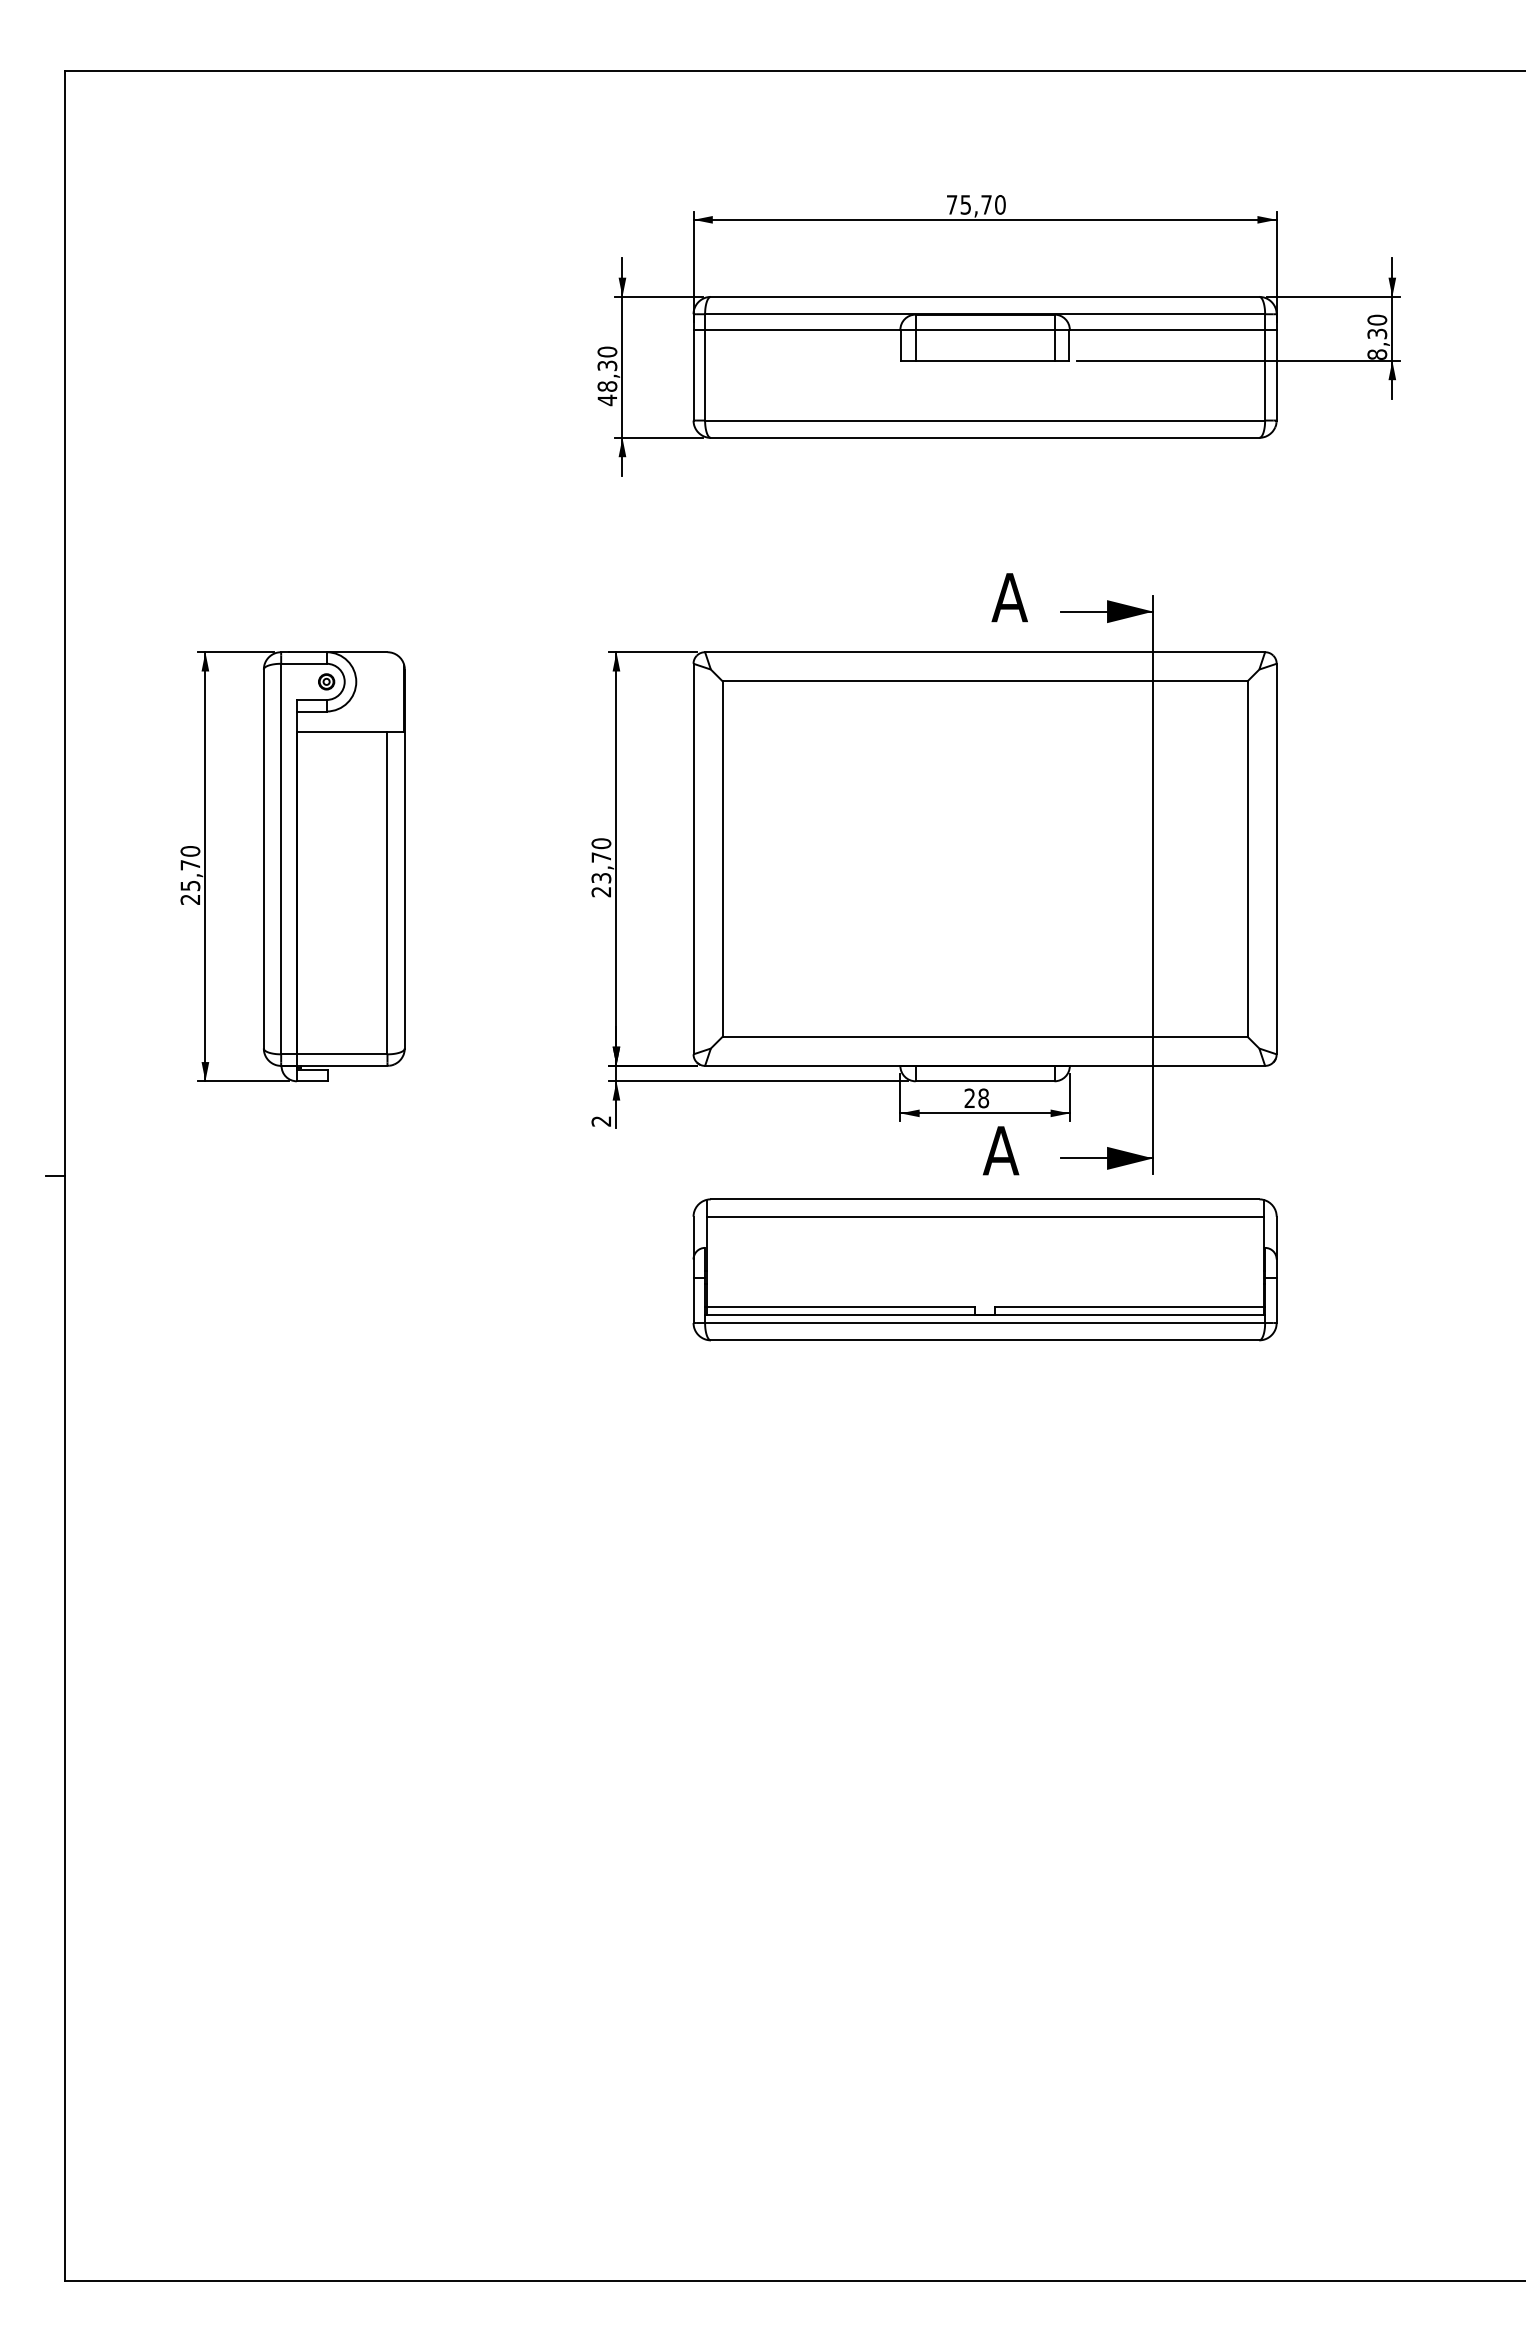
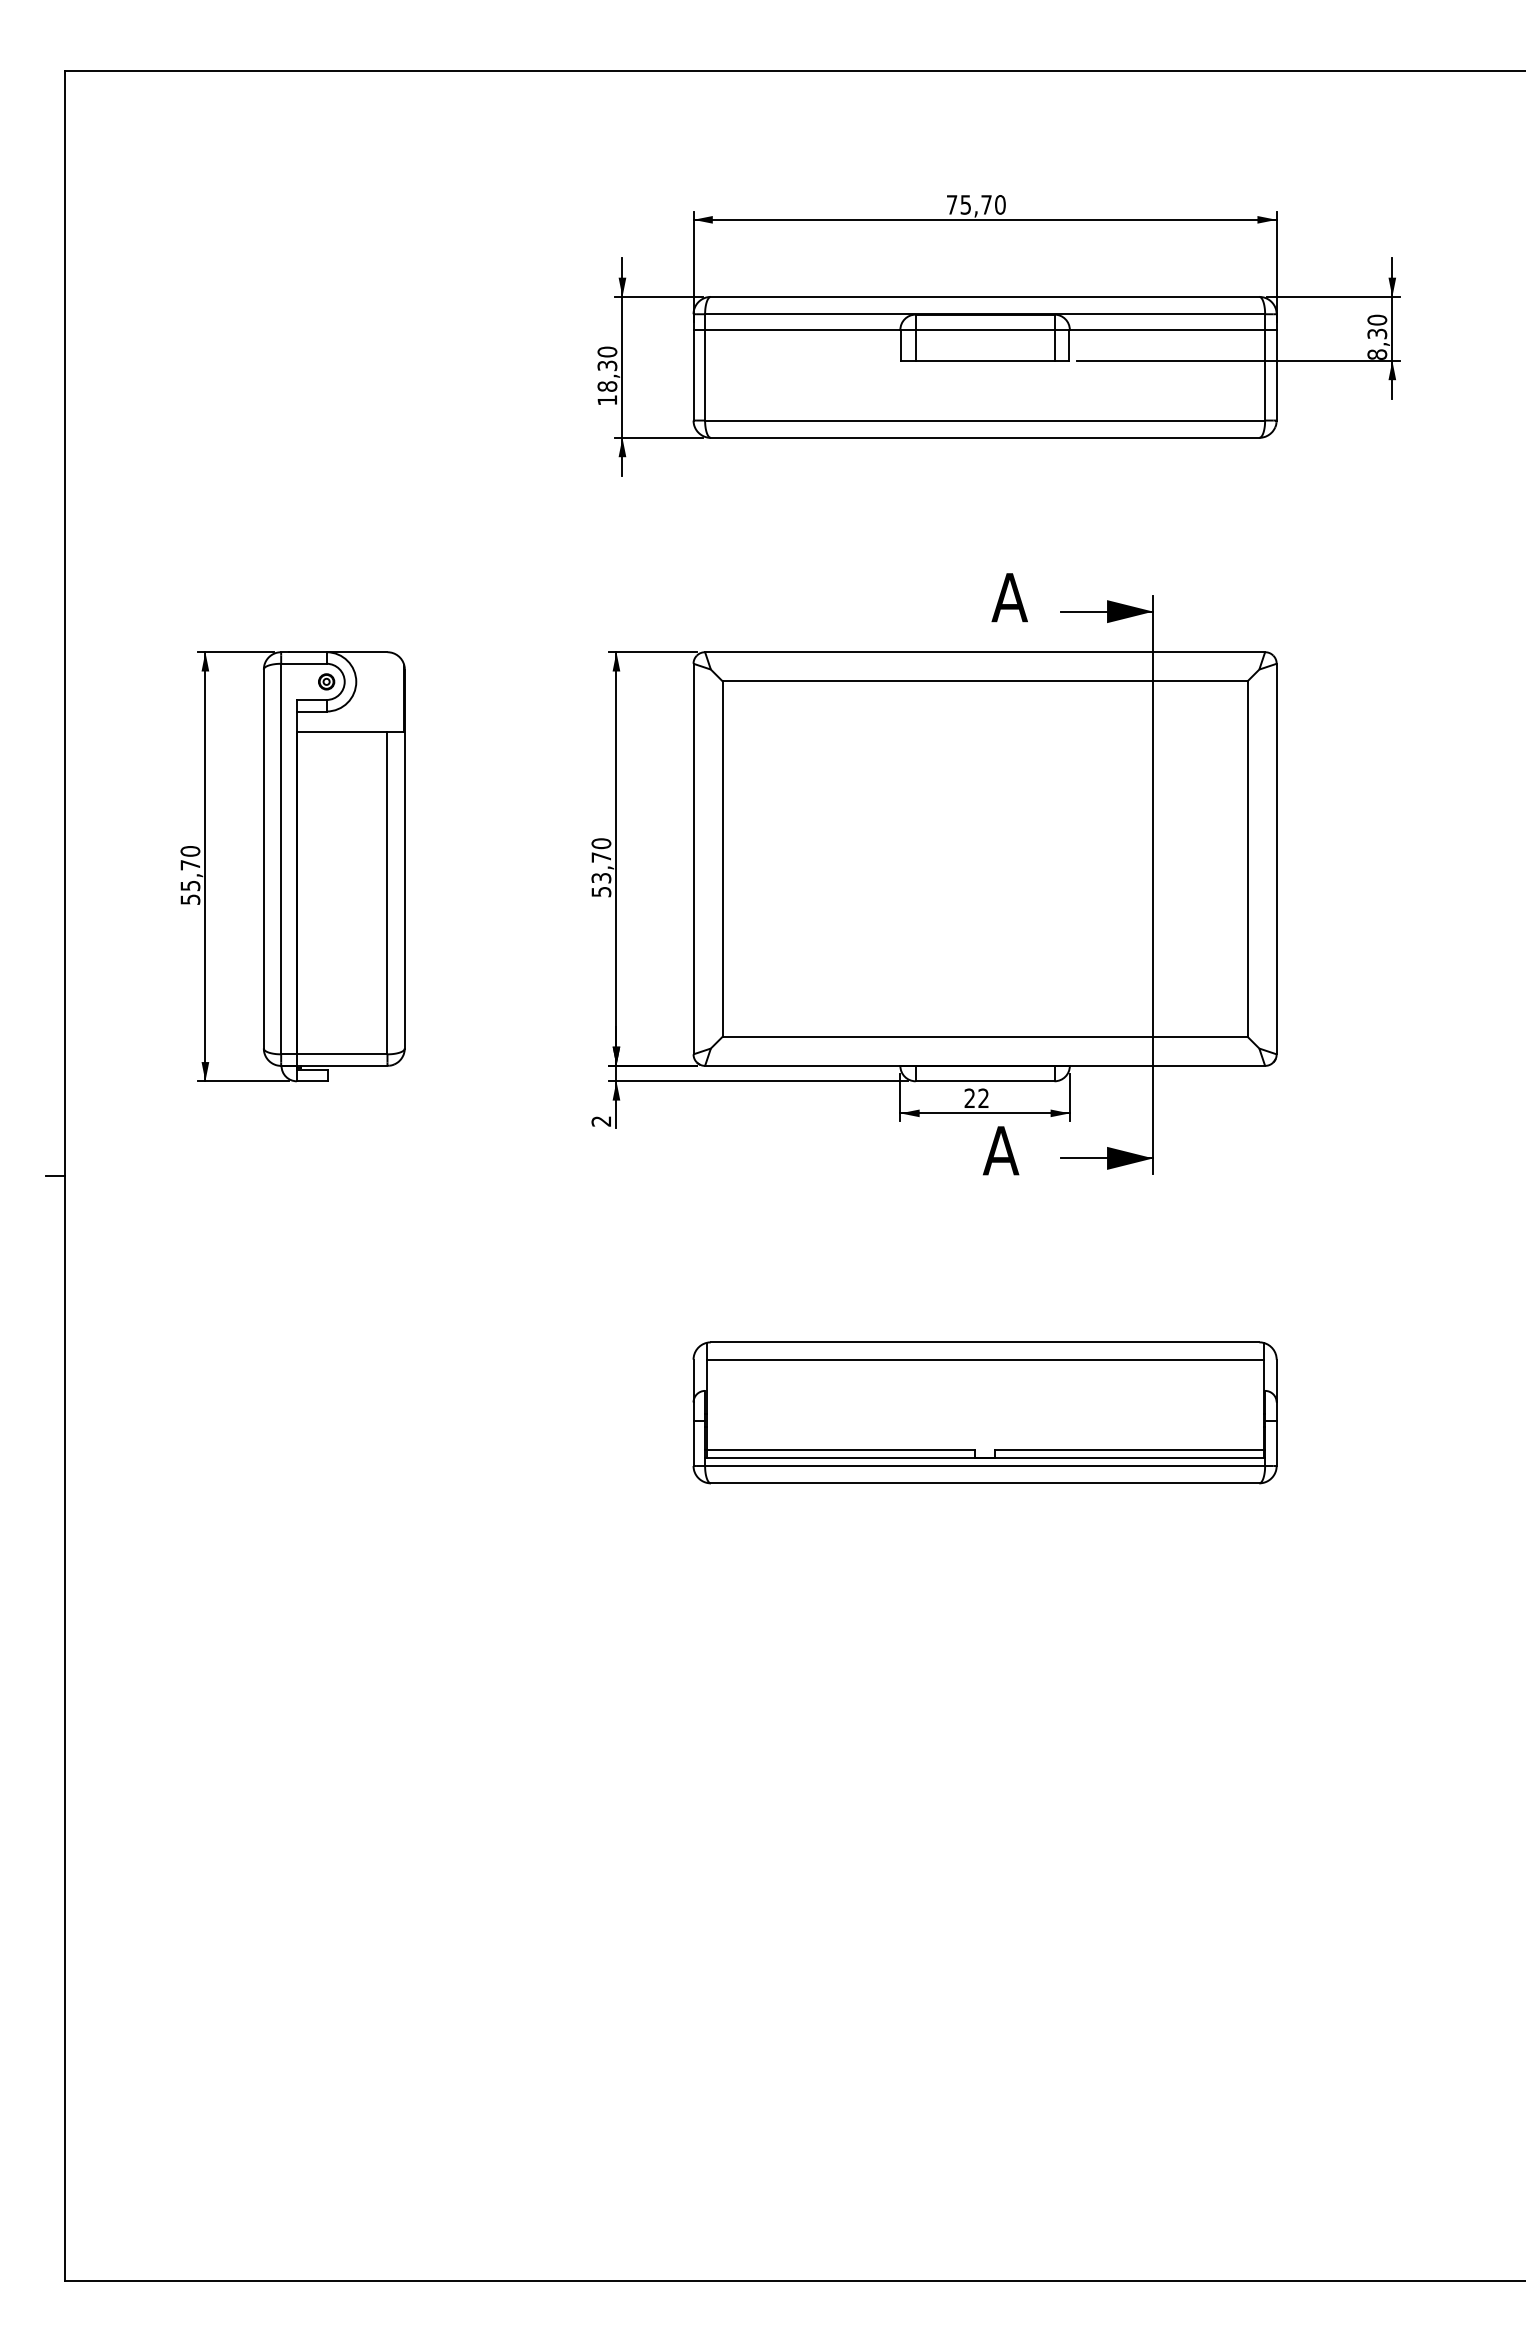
text: 48,30 -> 18,30 (606, 400)
text: 23,70 -> 53,70 (601, 892)
text: 25,70 -> 55,70 (190, 899)
text: 28 -> 22 (983, 1098)
part position: (984, 1269) -> (984, 1412) (984, 1412)
